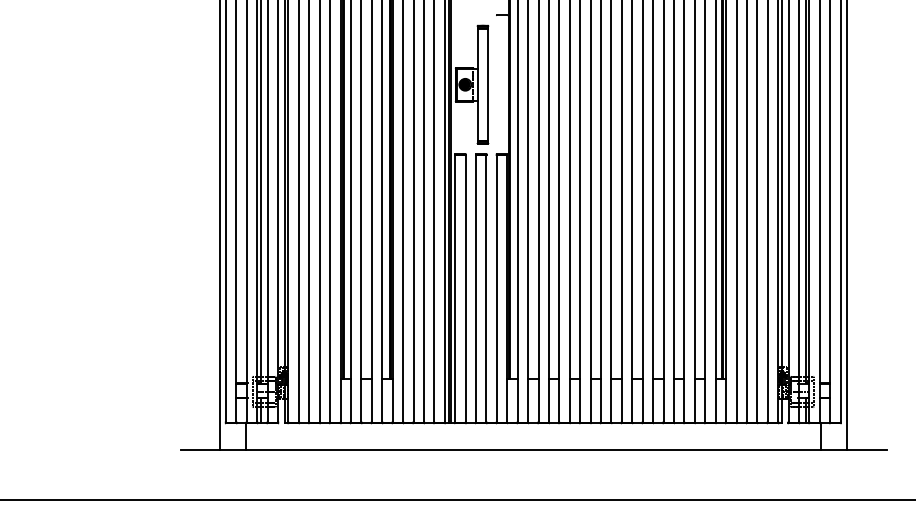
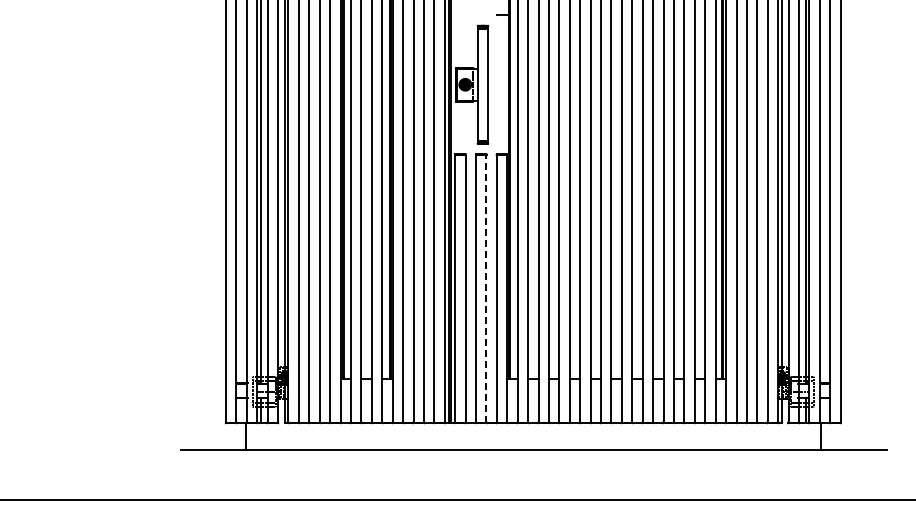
line: present -> none (220, 226)
line: present -> none (846, 226)
line: solid -> dashed (486, 288)
